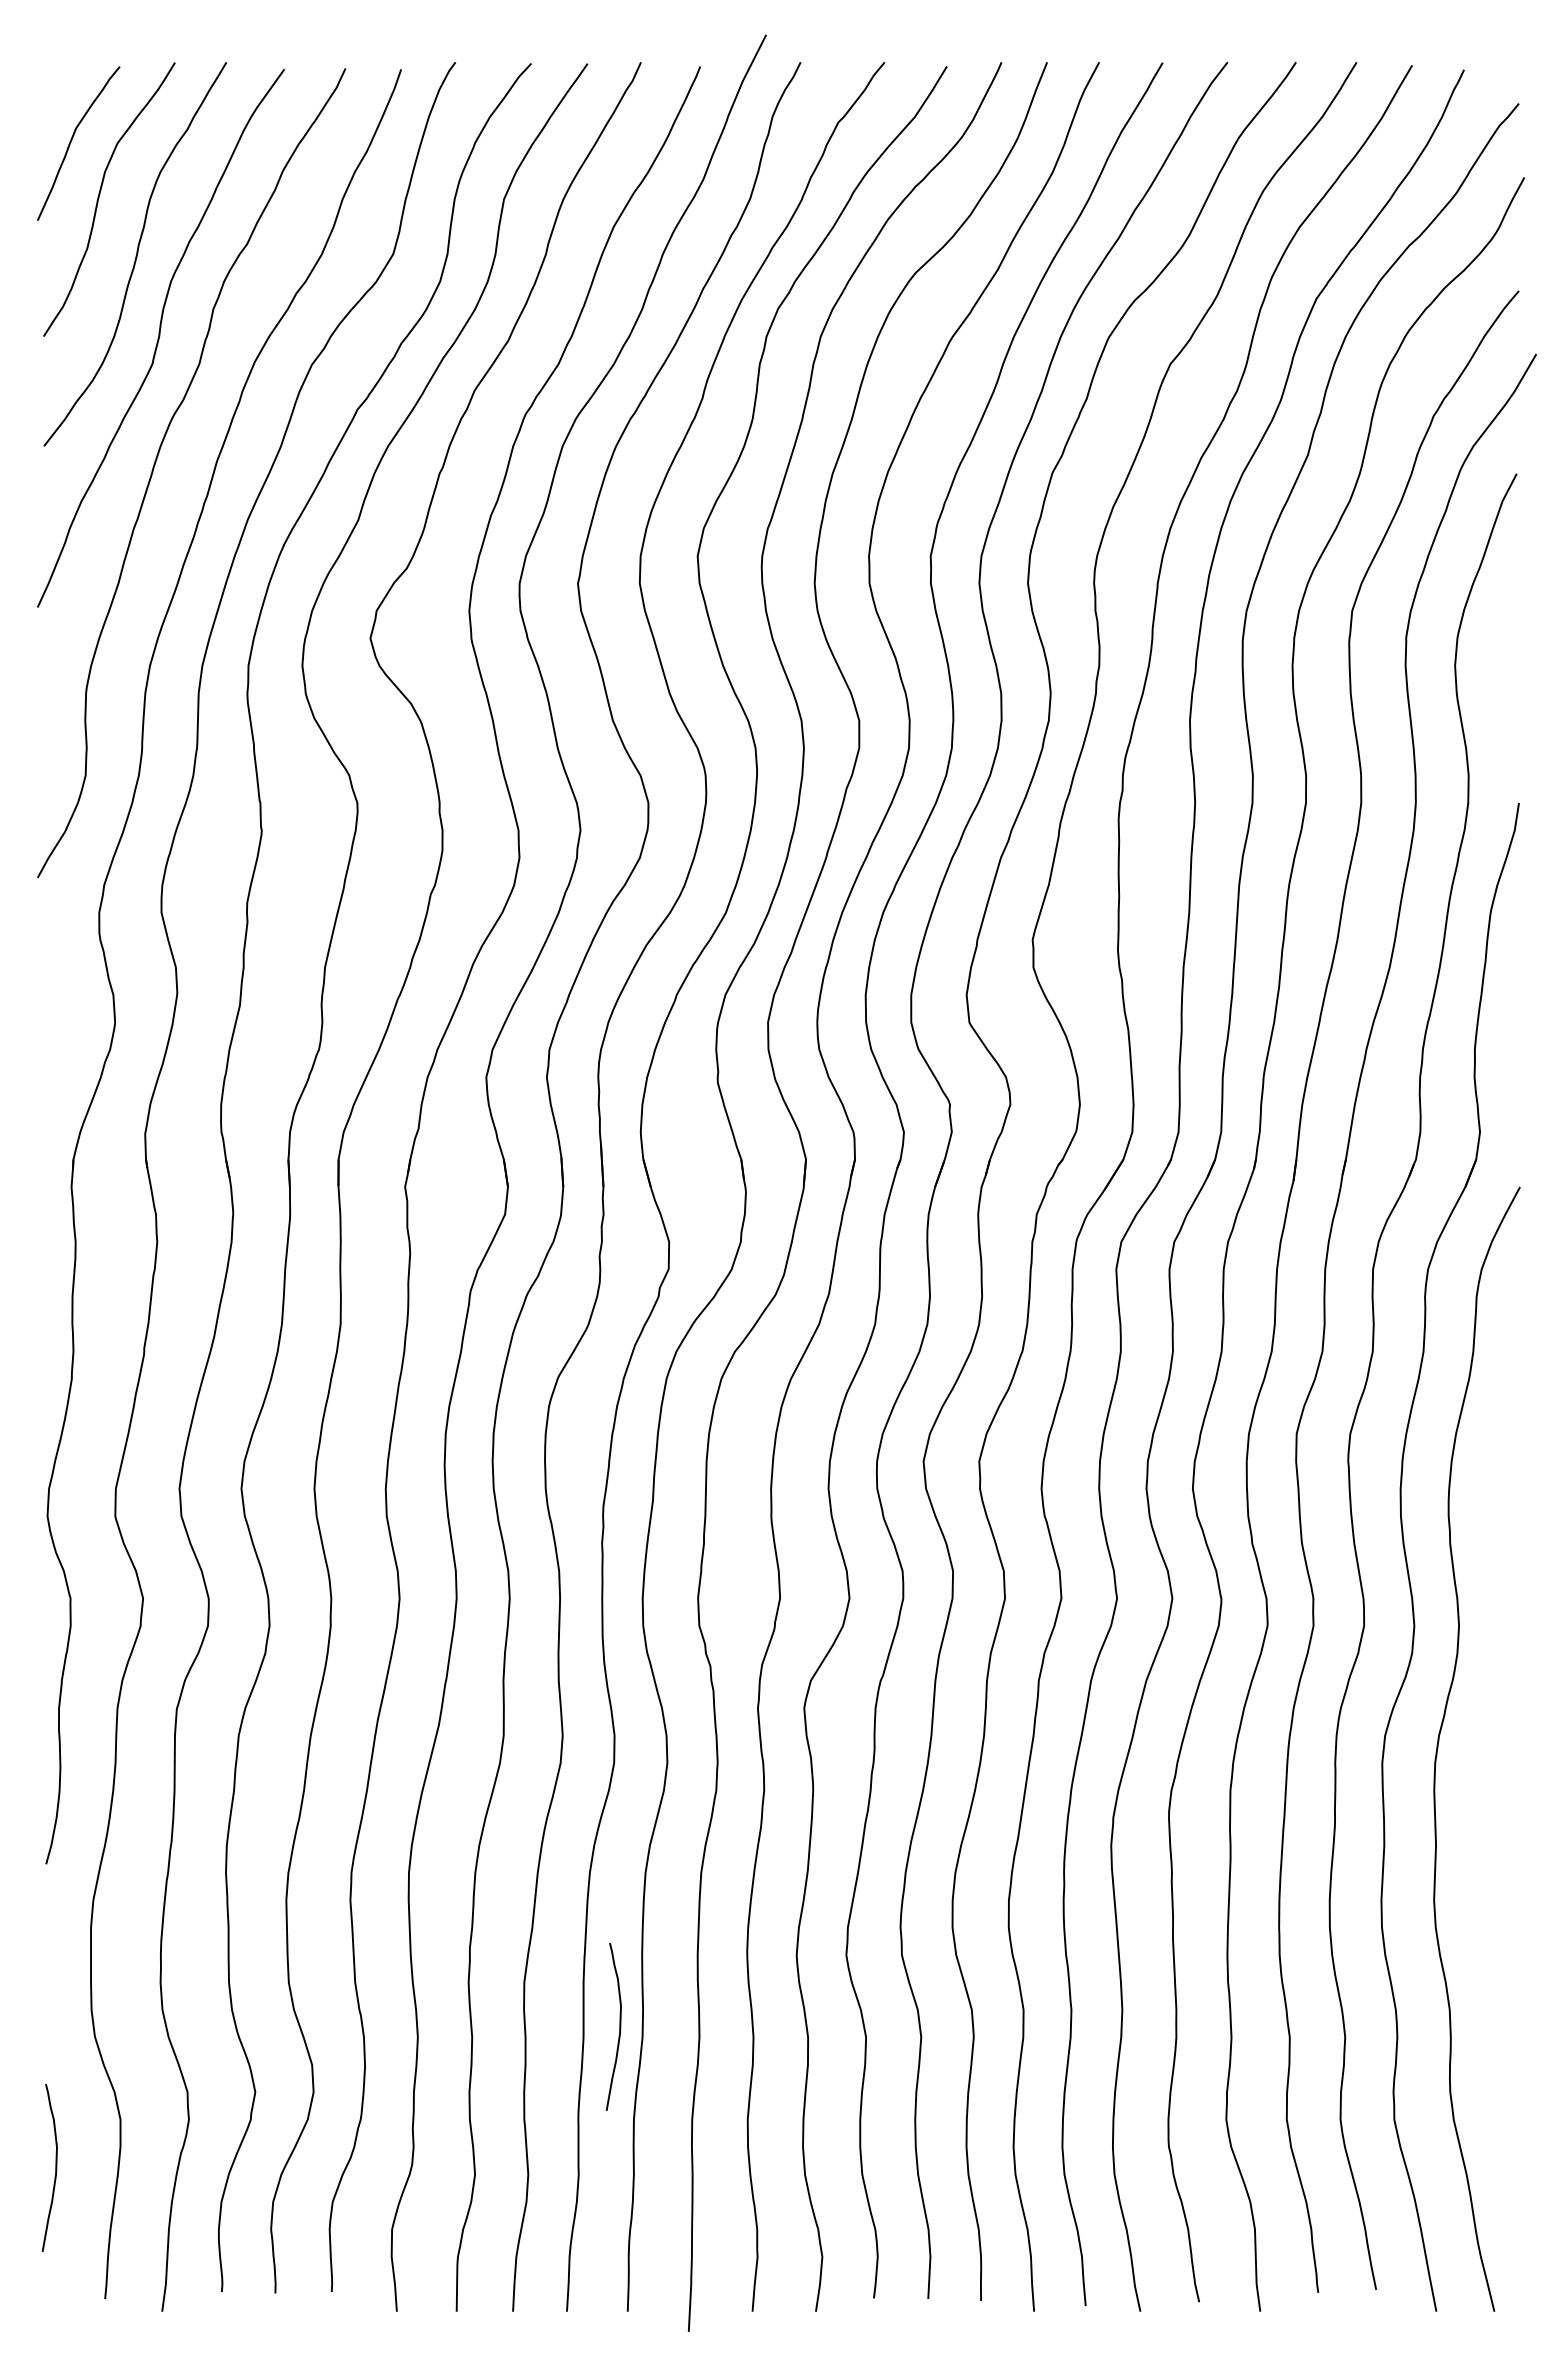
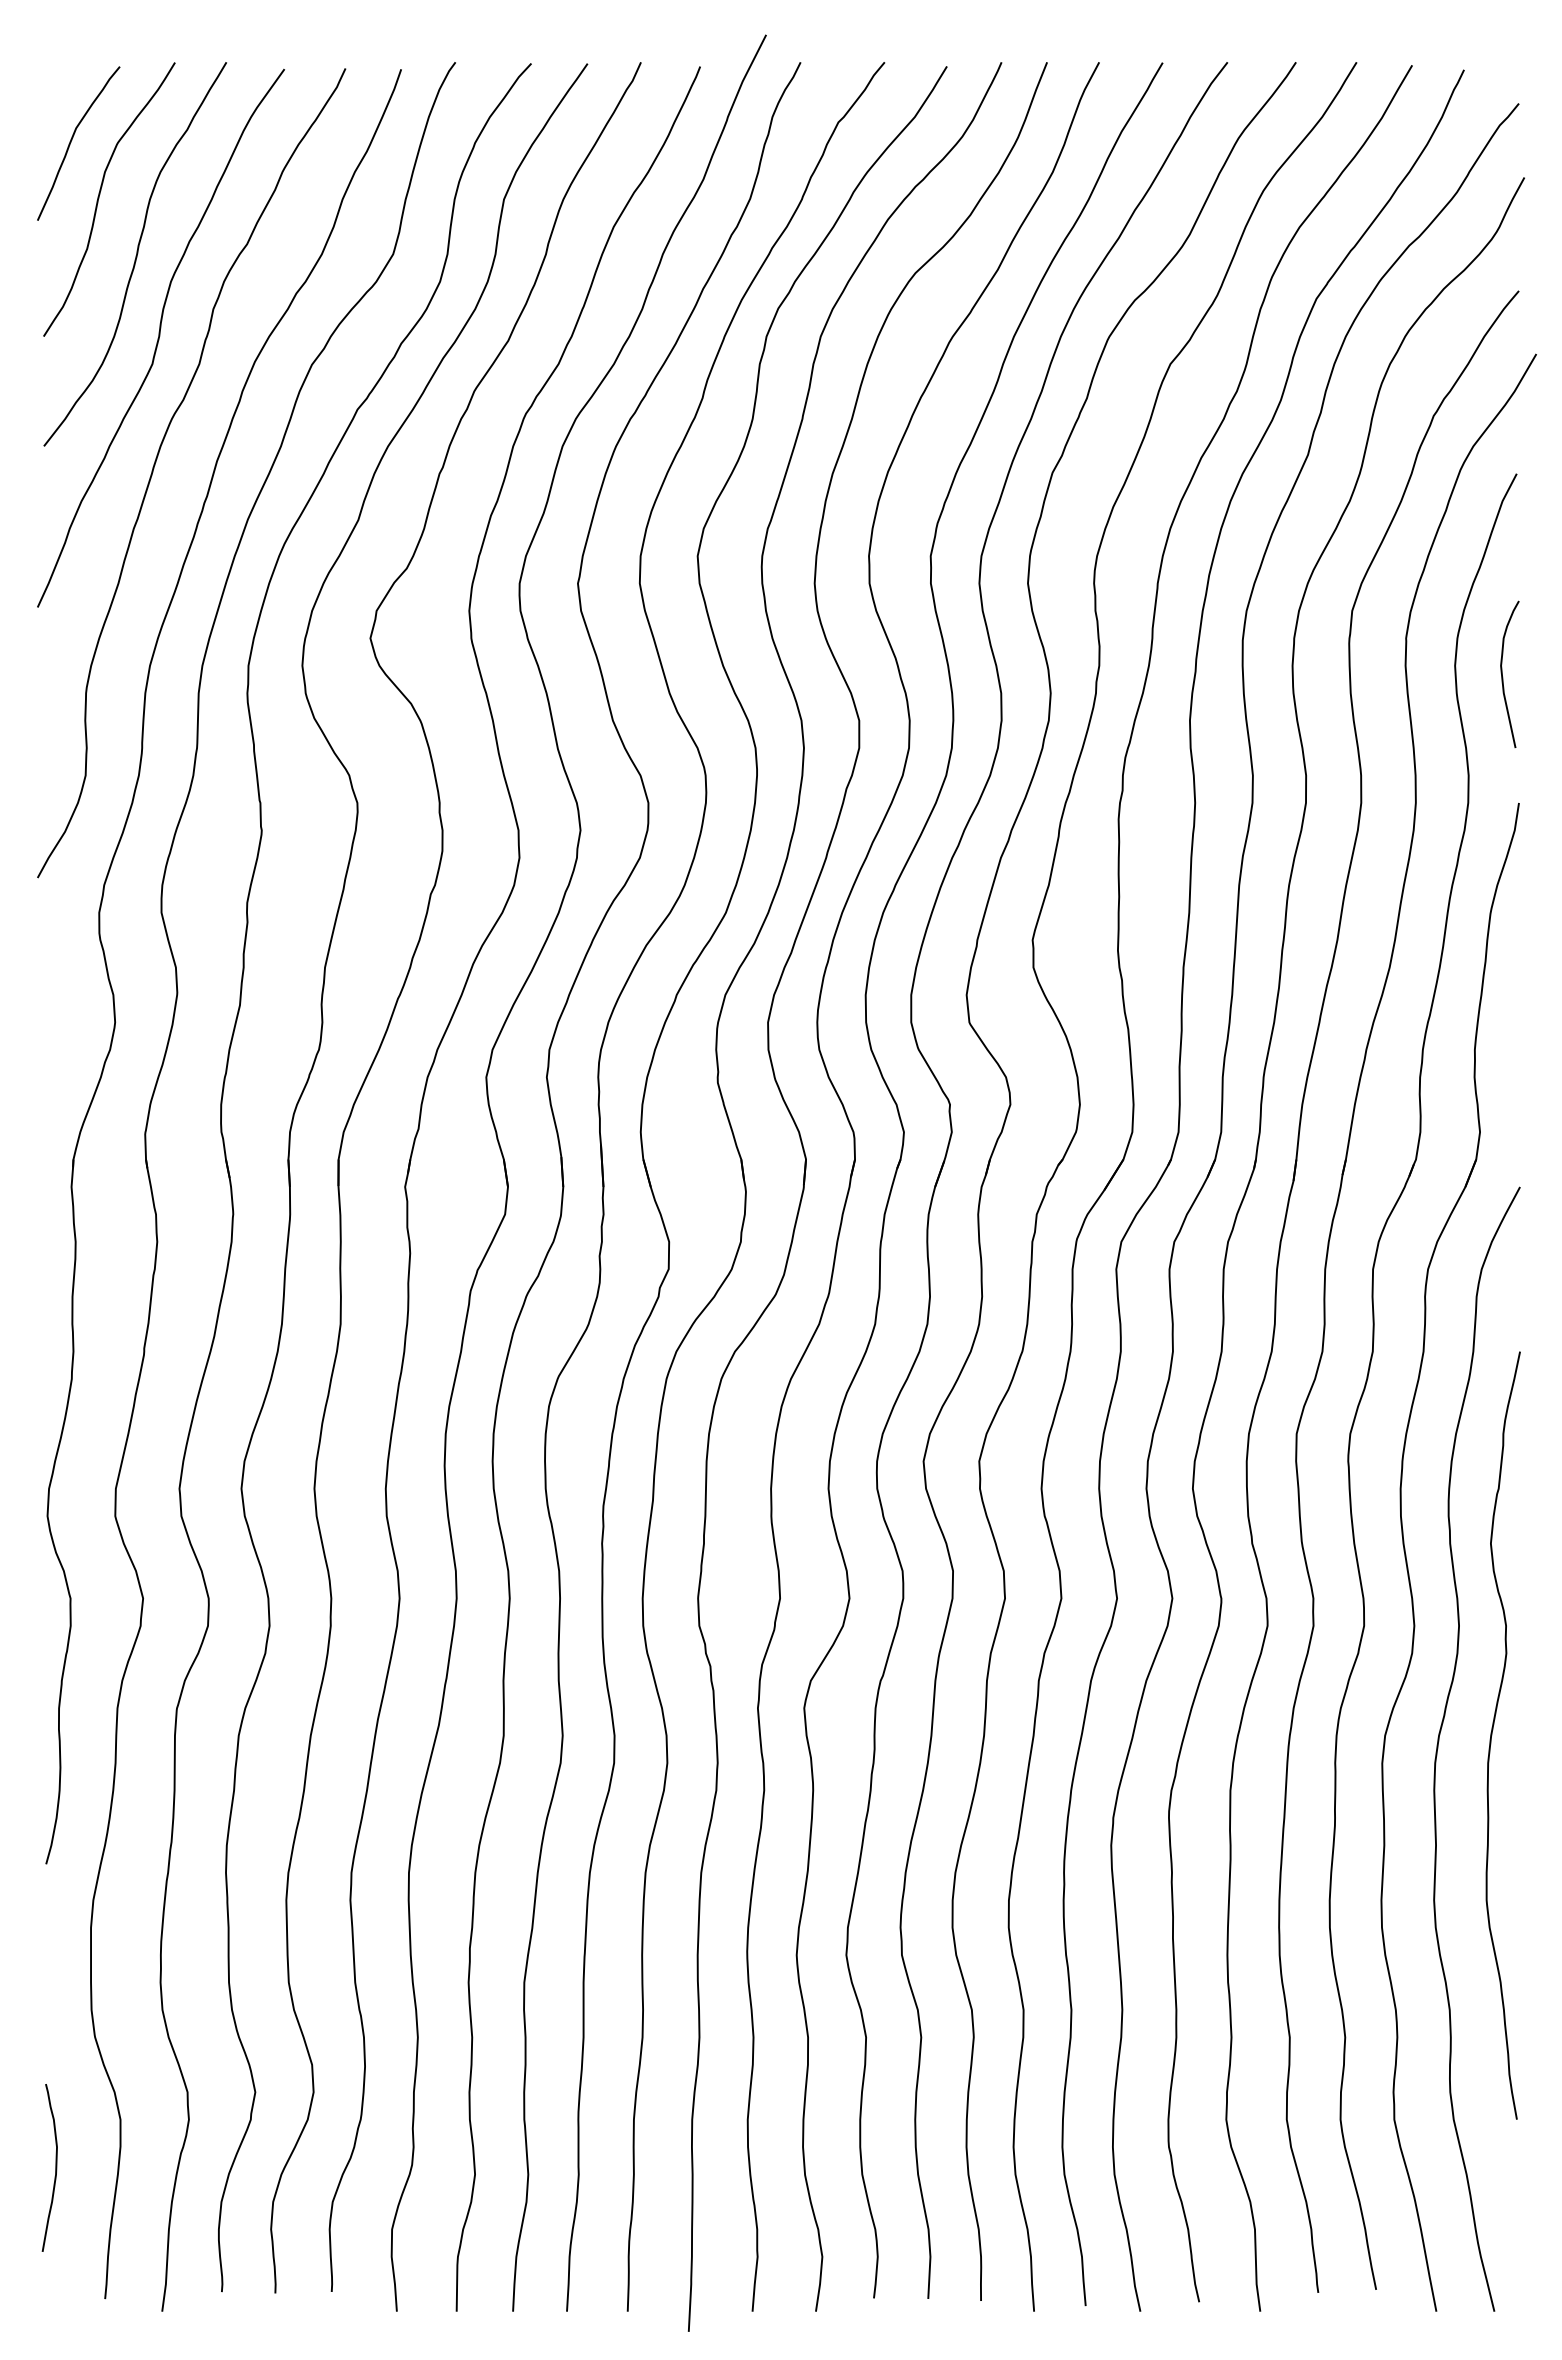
curve: none -> present (1502, 673)
curve: none -> present (1492, 1735)
curve: present -> none (619, 2026)
